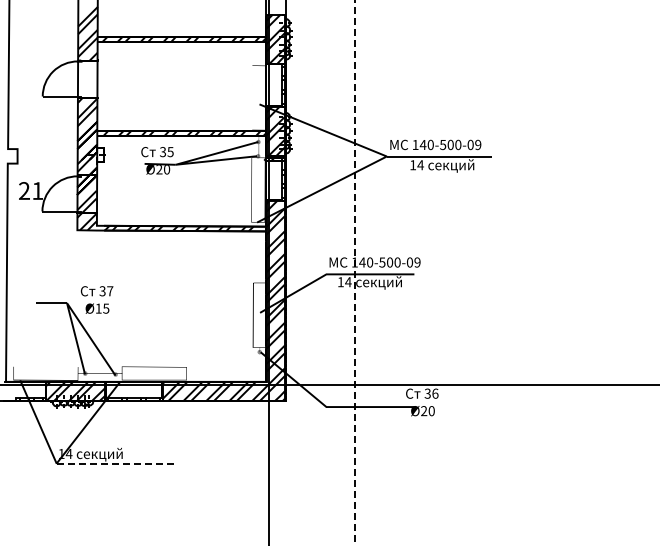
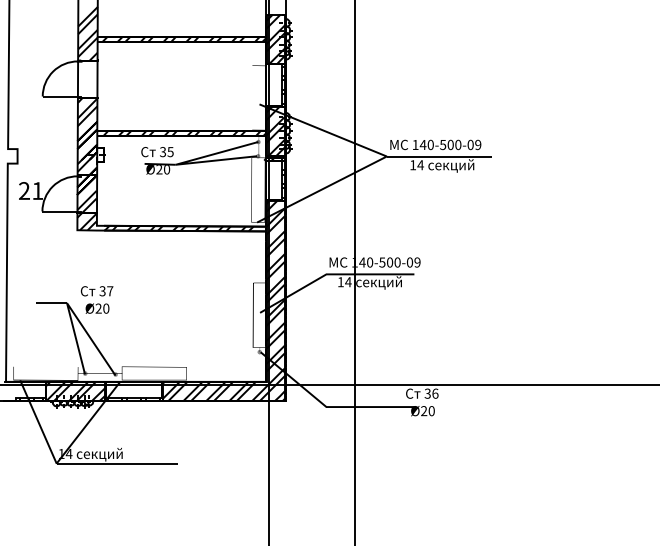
line: dashed -> solid (355, 273)
text: Ø15 -> Ø20 (102, 308)
line: dashed -> solid (117, 463)
